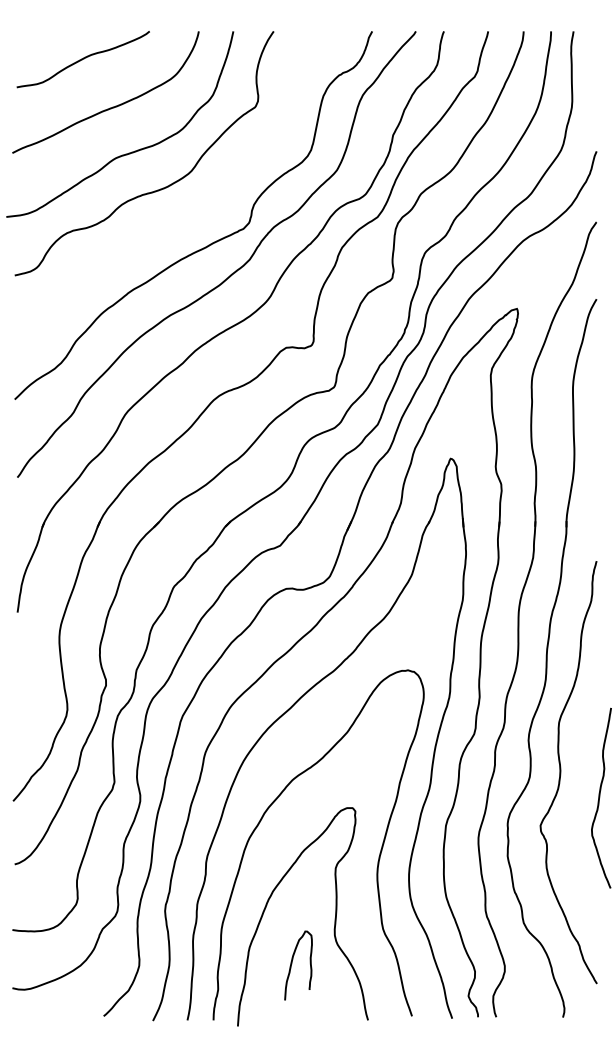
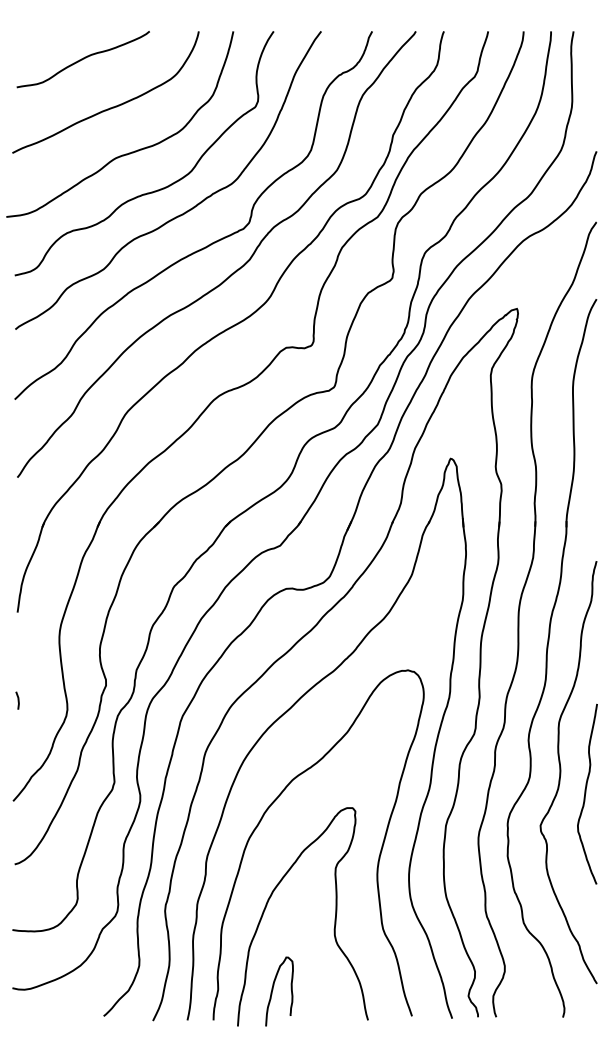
curve: none -> present (188, 209)
line: none -> present (17, 700)
curve position: (600, 797) -> (586, 793) (586, 793)
curve position: (292, 964) -> (273, 990) (273, 990)
